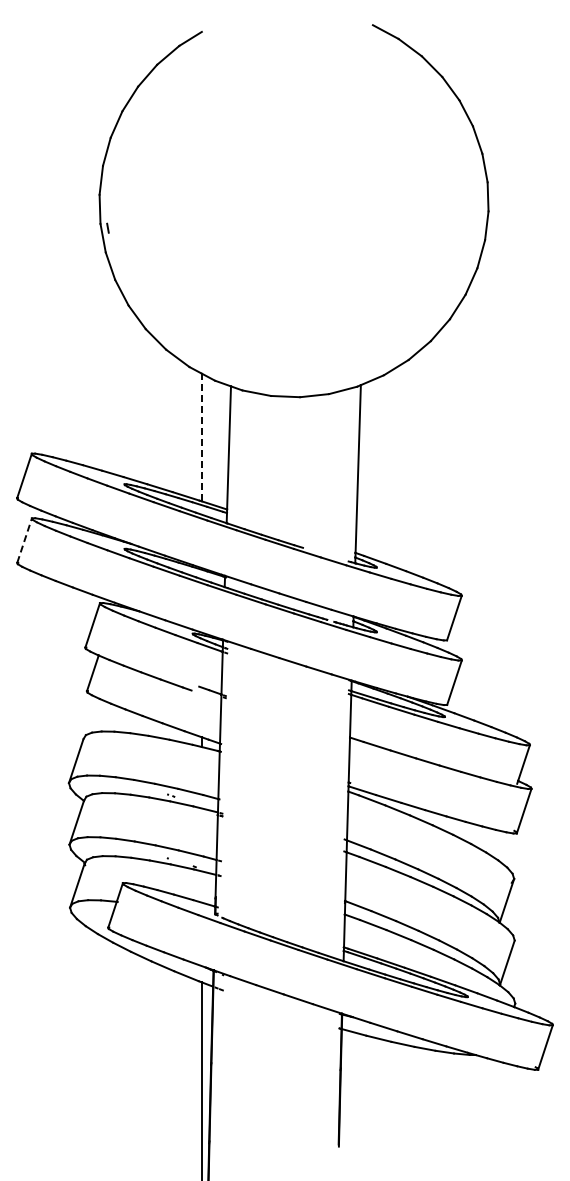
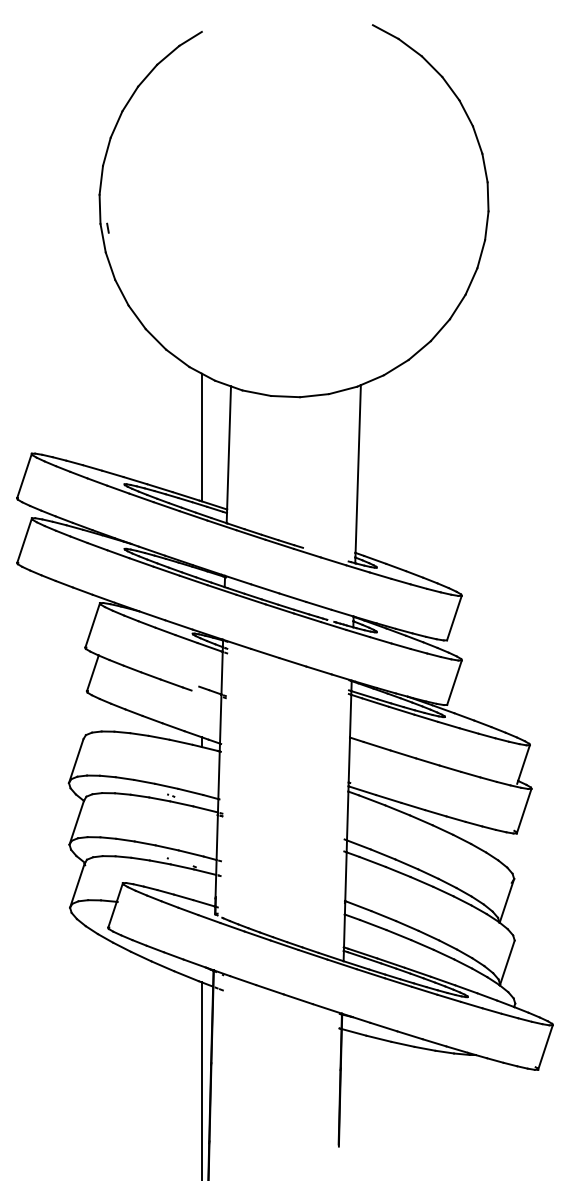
line: dashed -> solid (201, 437)
line: dashed -> solid (24, 540)
